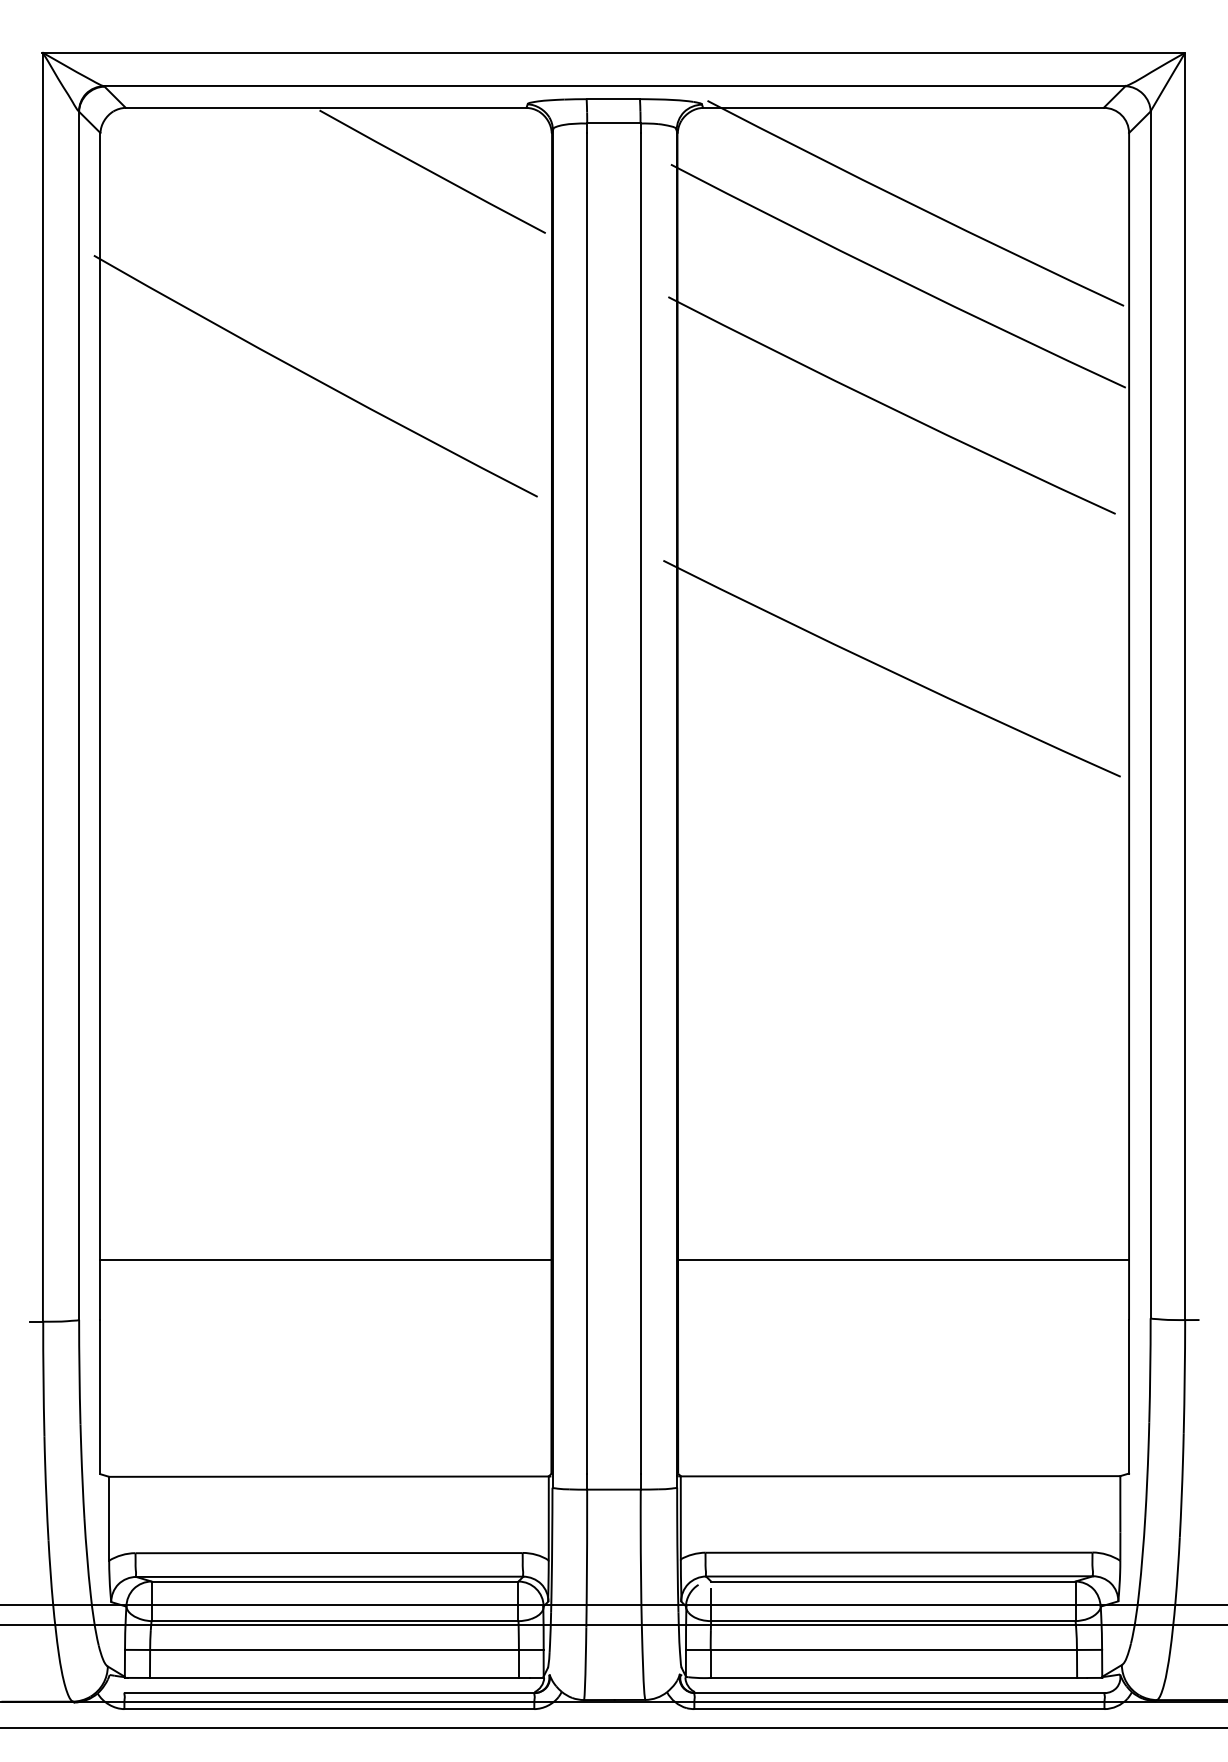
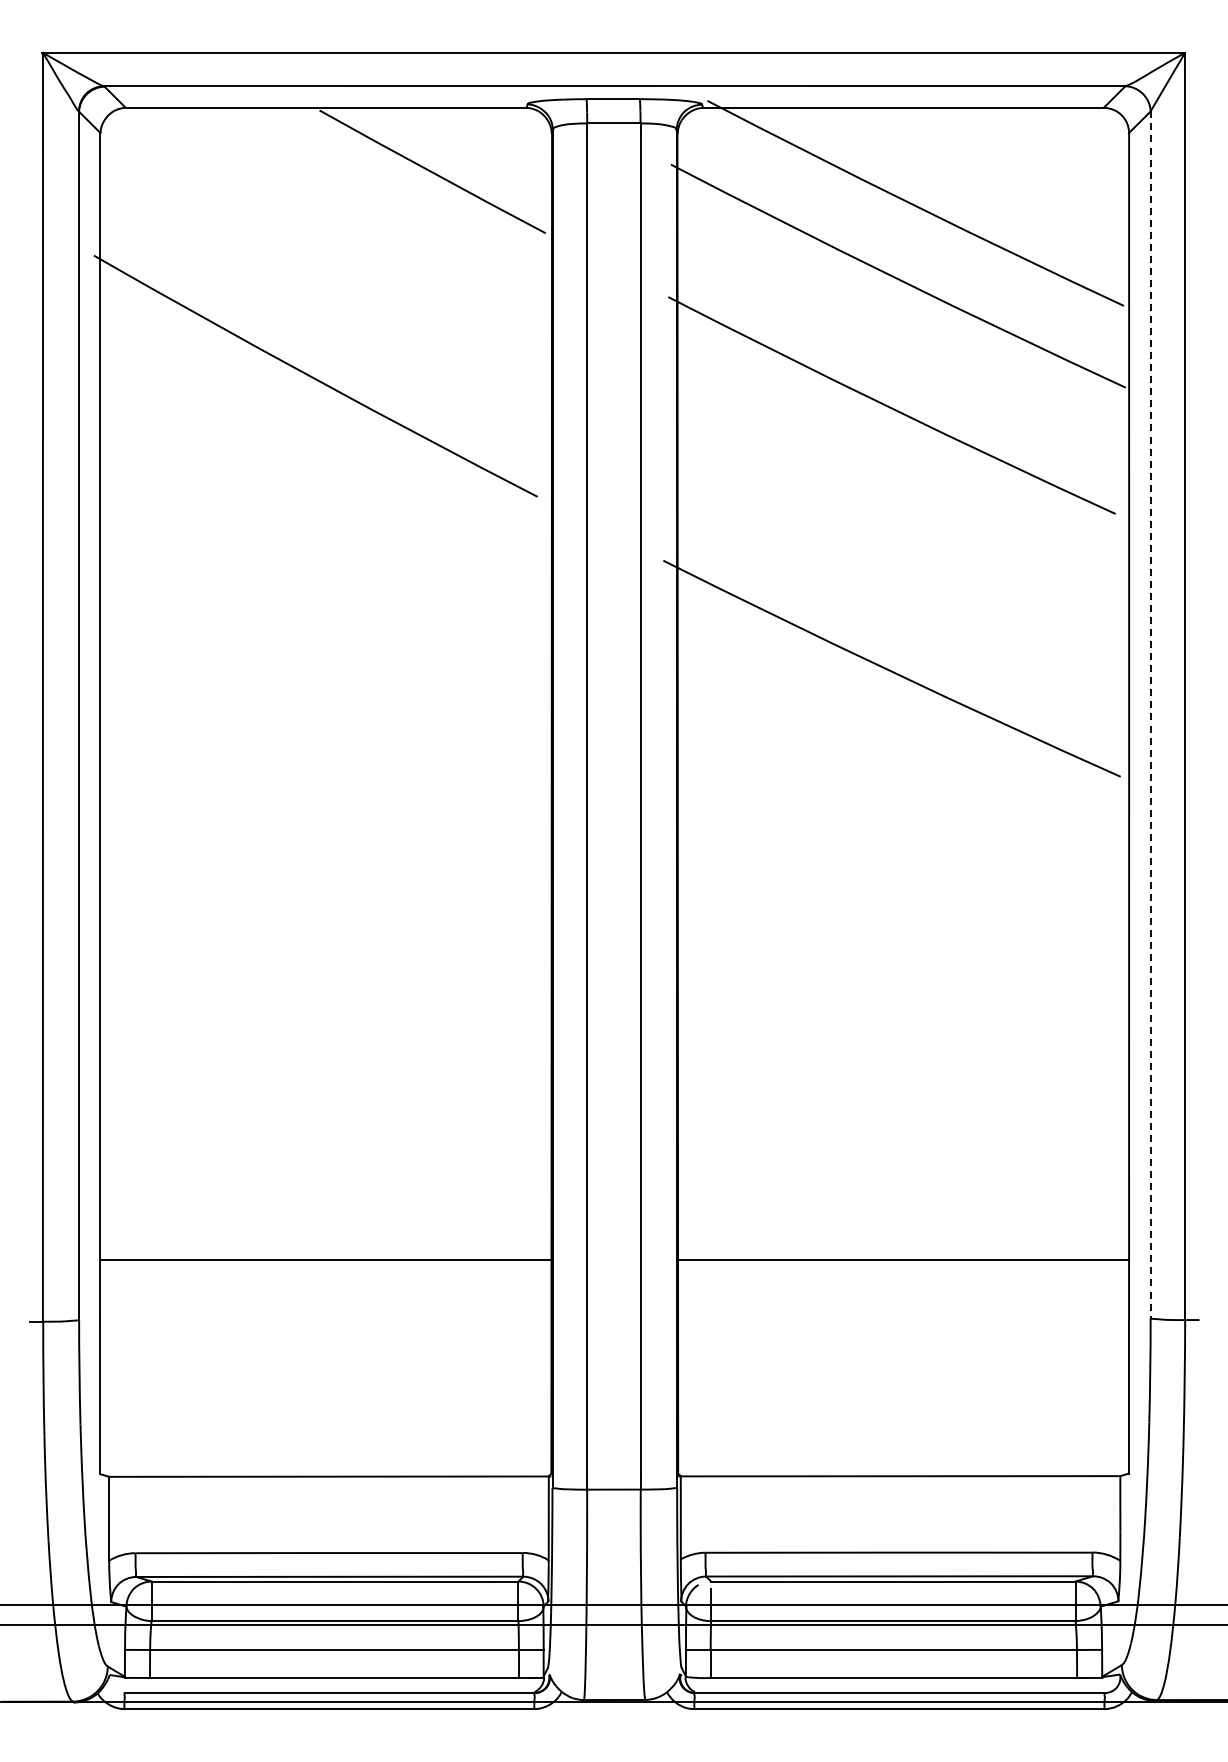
line: solid -> dashed (1150, 715)
line: present -> none (613, 1728)
